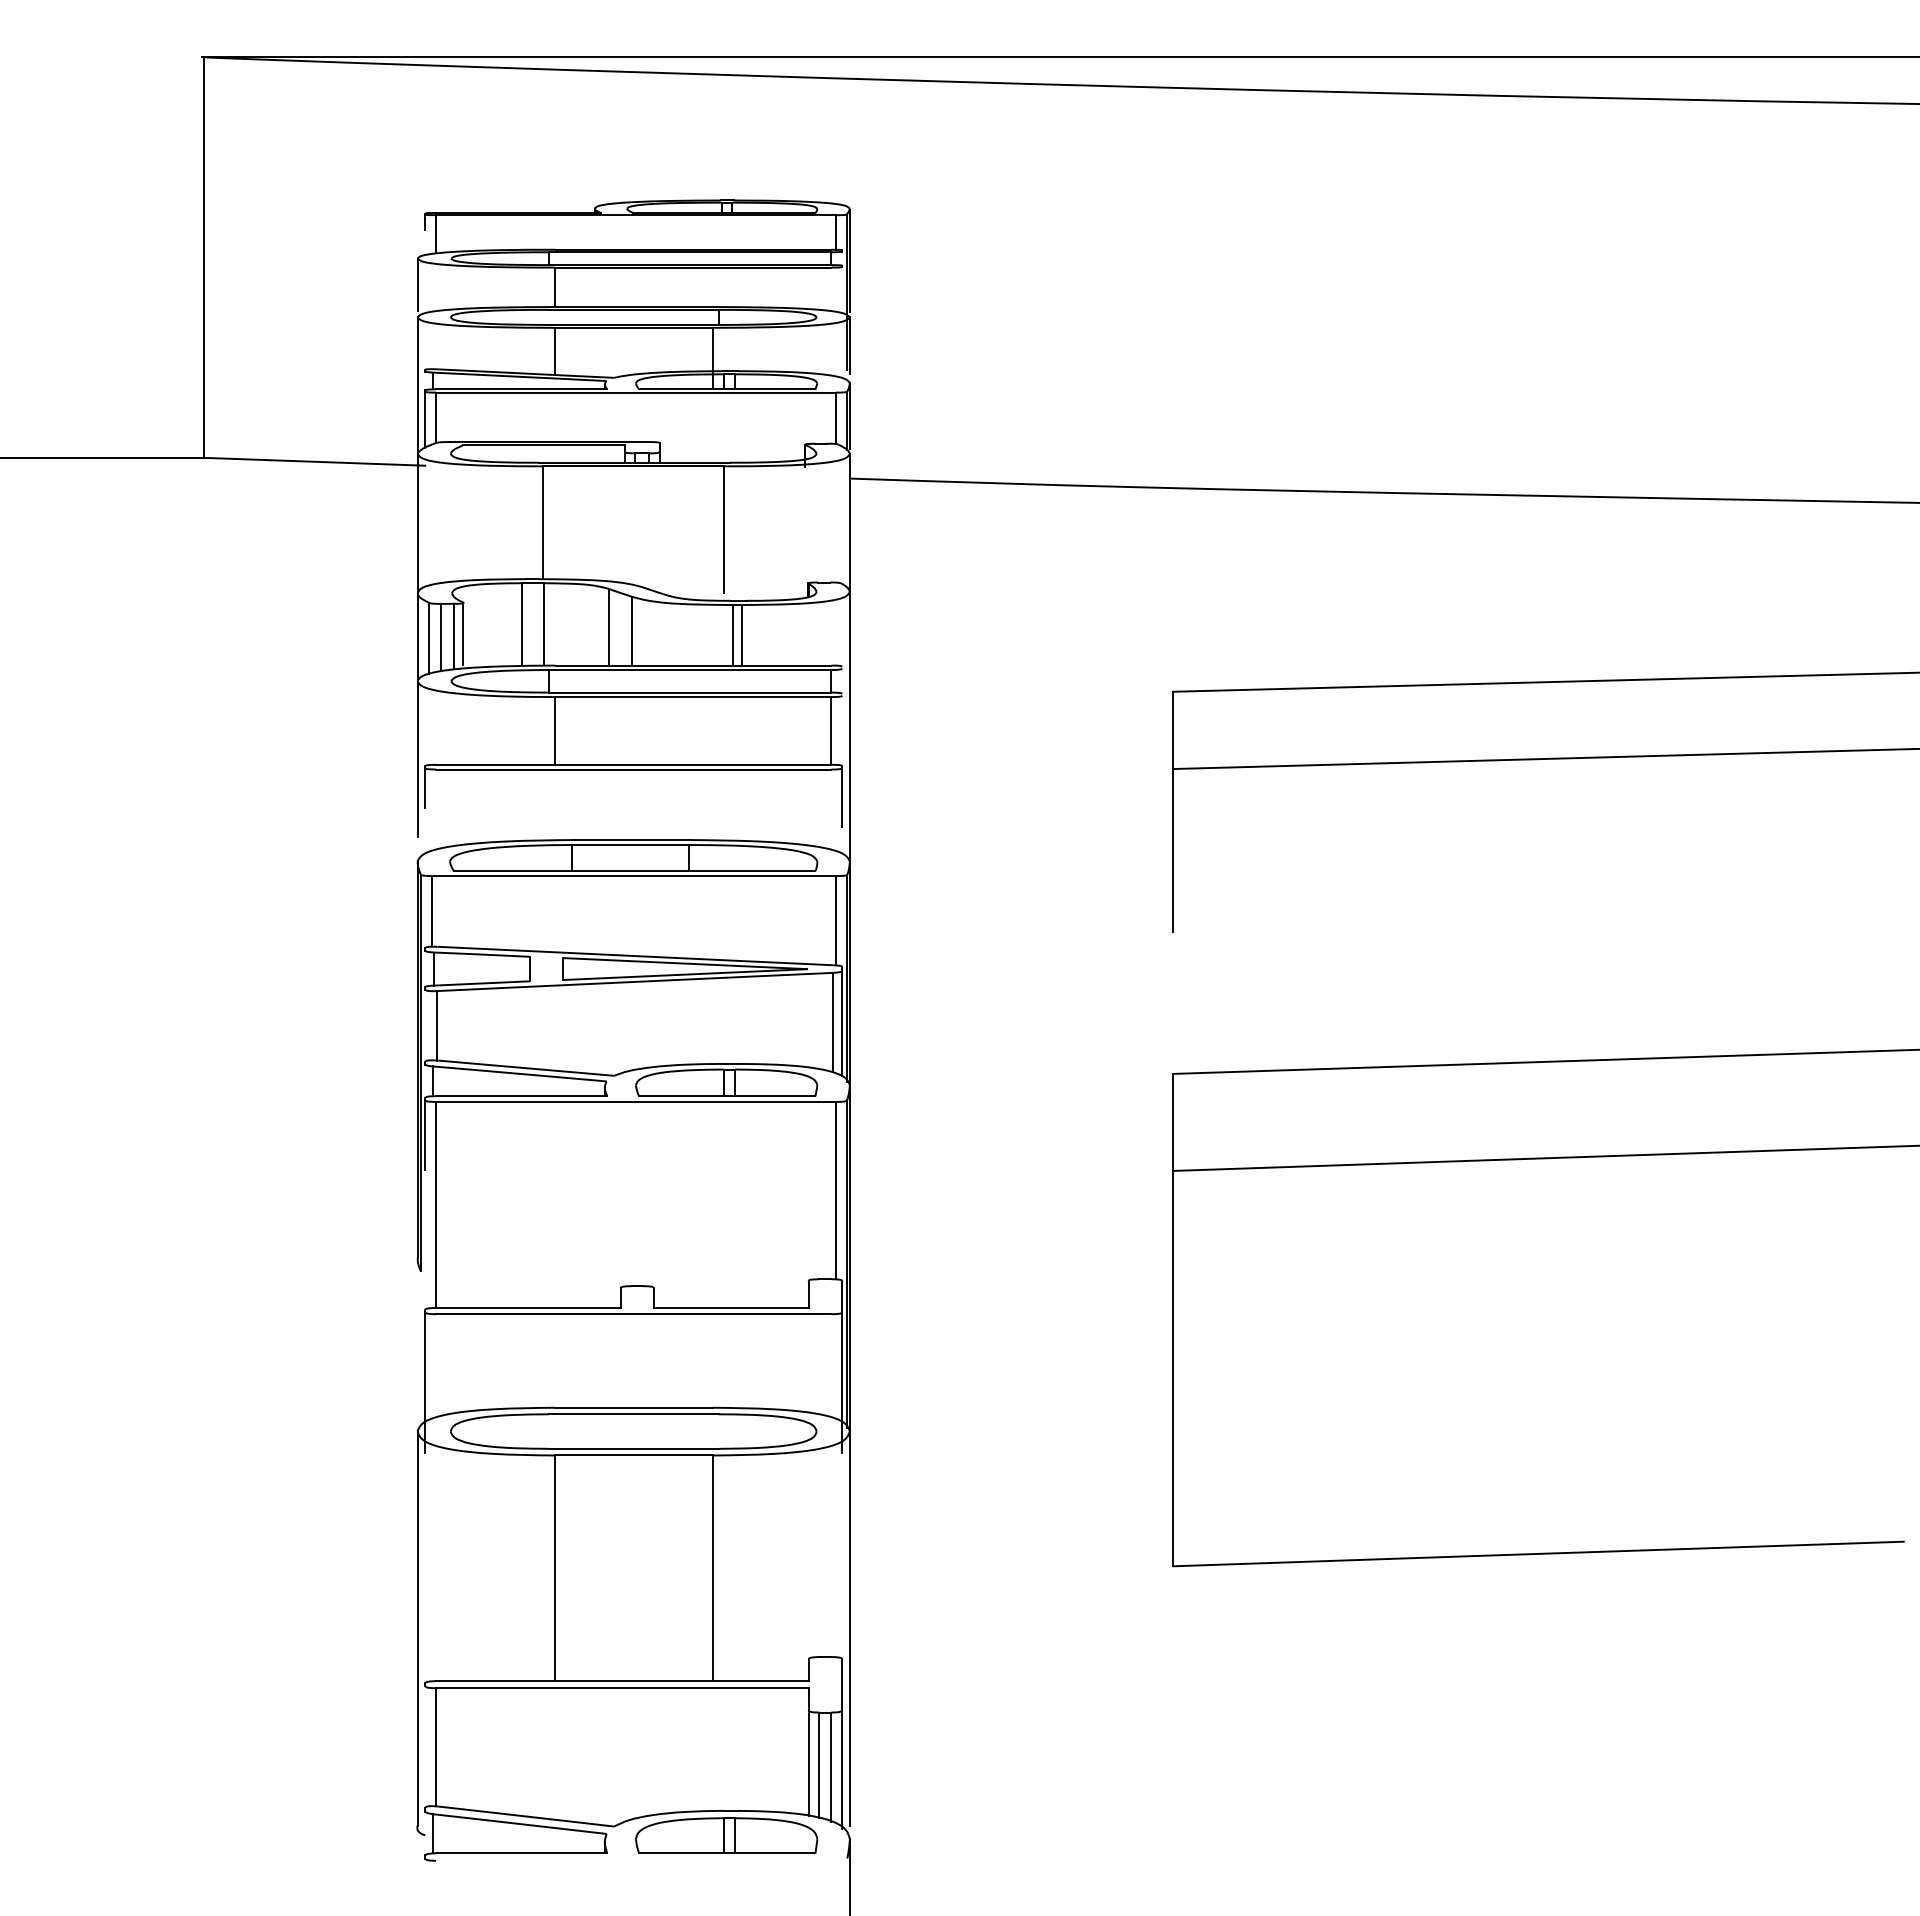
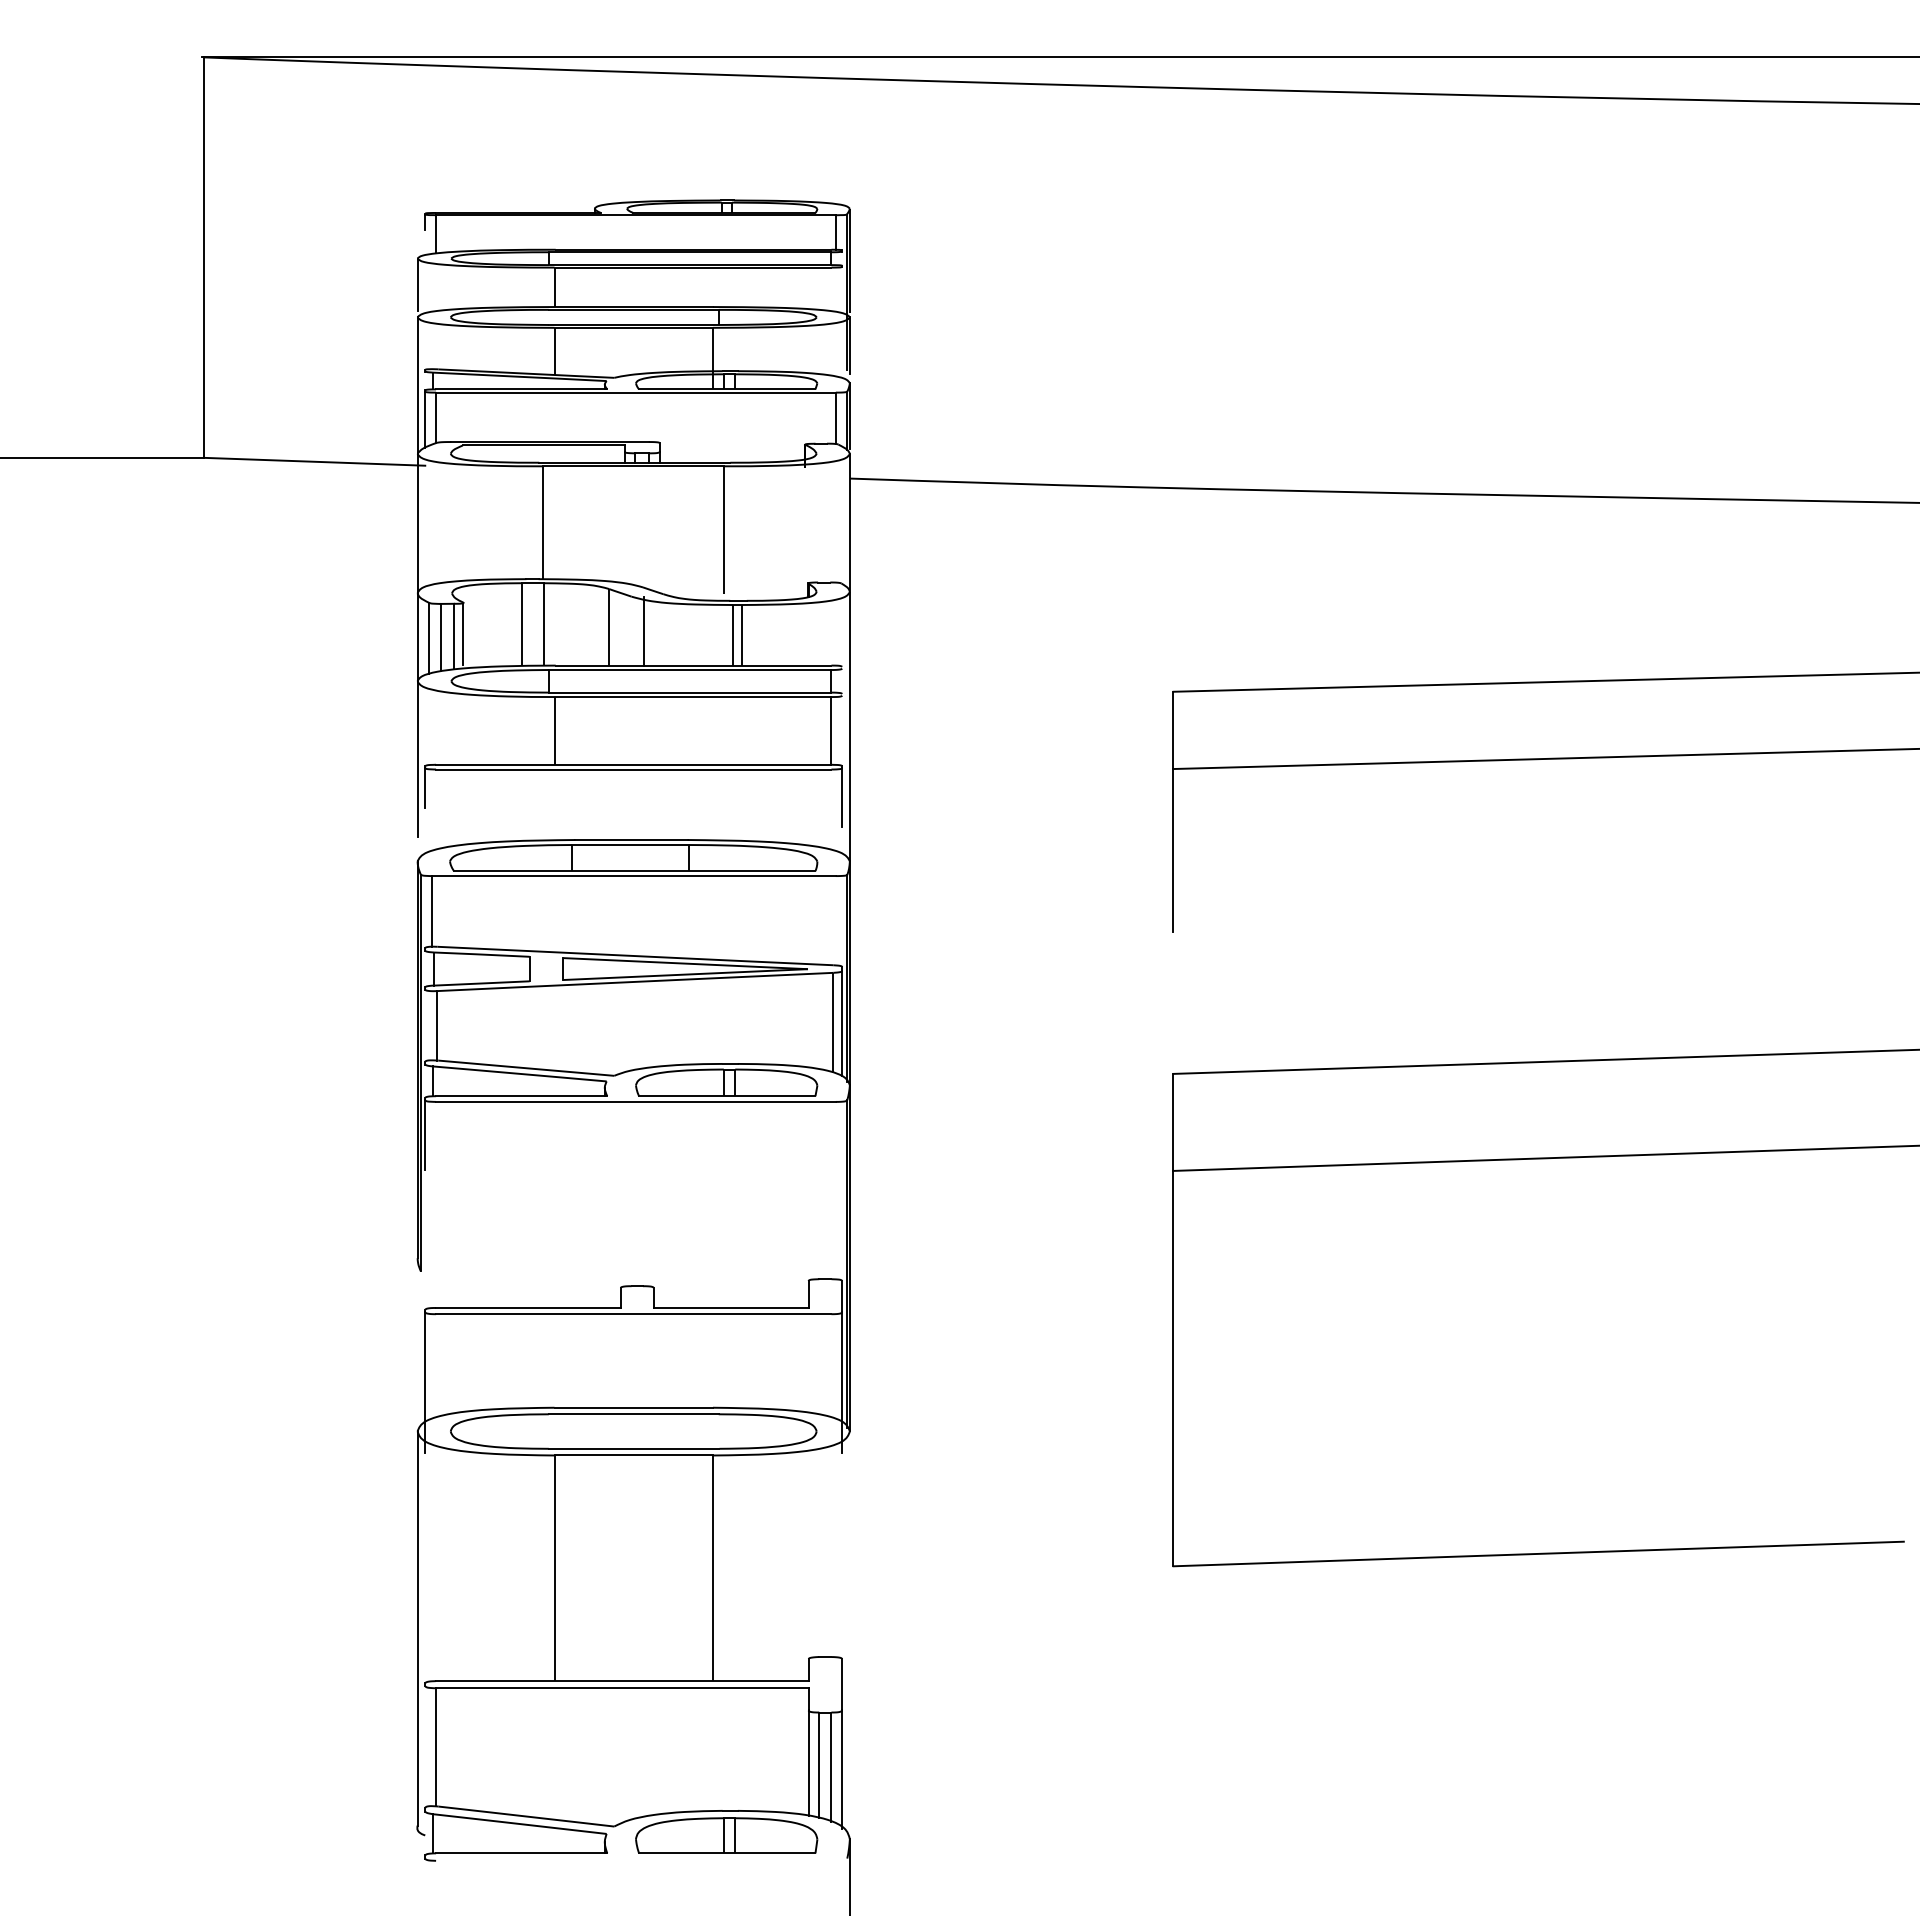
line position: (631, 630) -> (643, 630) (643, 630)
line: present -> none (835, 920)
line: present -> none (835, 1189)
line: present -> none (436, 1204)
line: present -> none (849, 1628)
